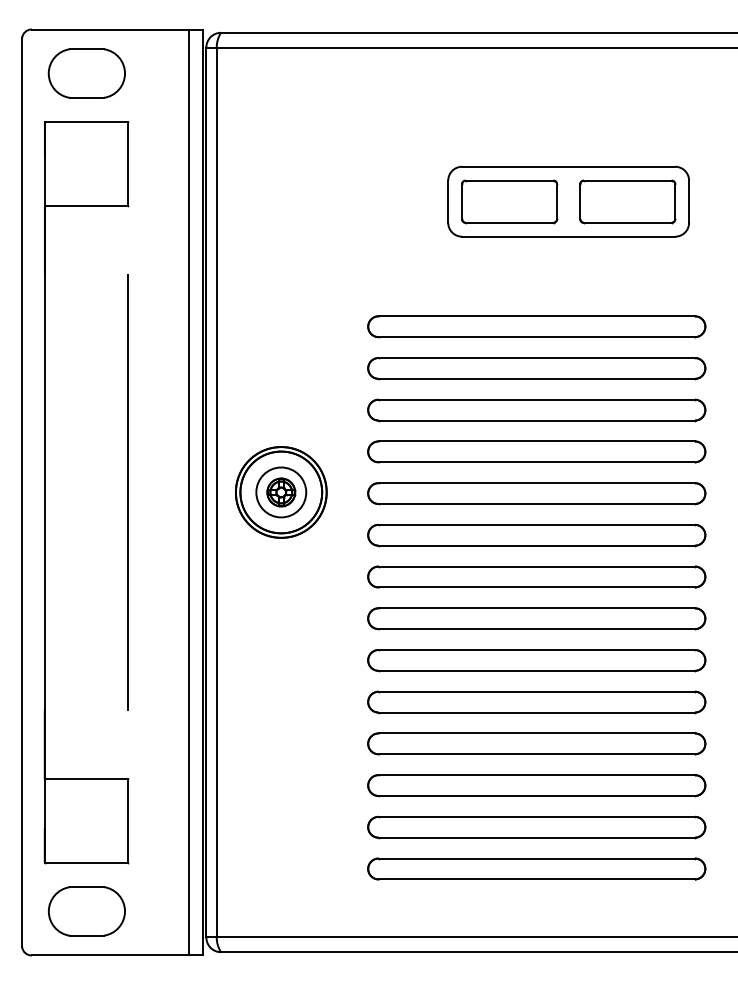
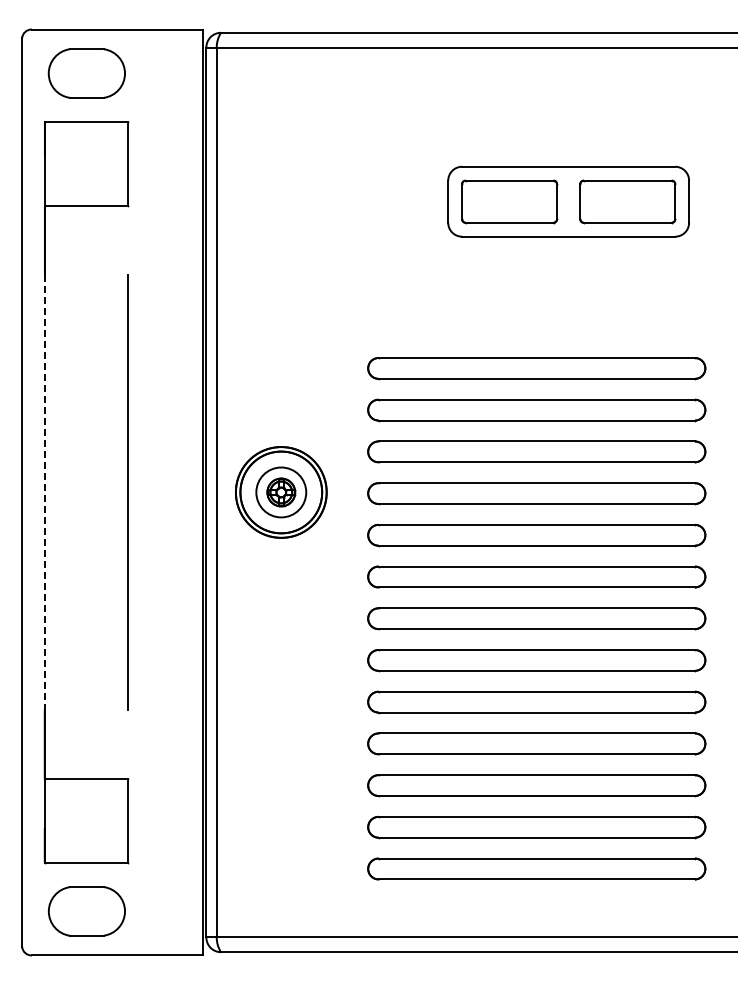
part: present -> none (536, 326)
line: solid -> dashed (44, 492)
line: present -> none (189, 492)
